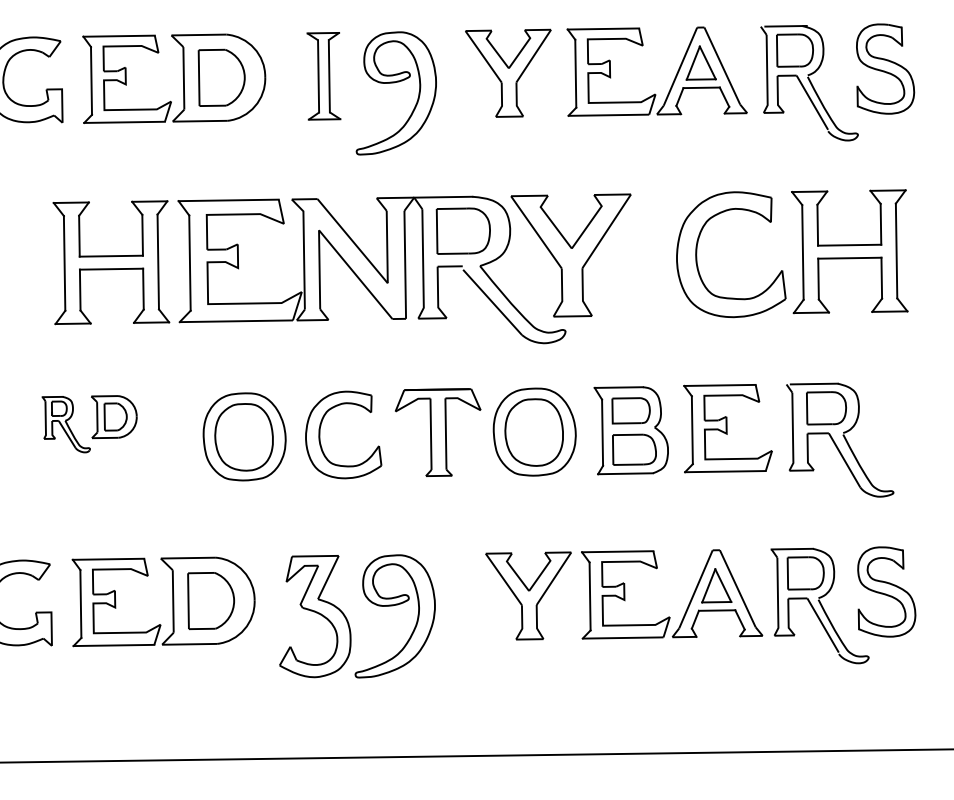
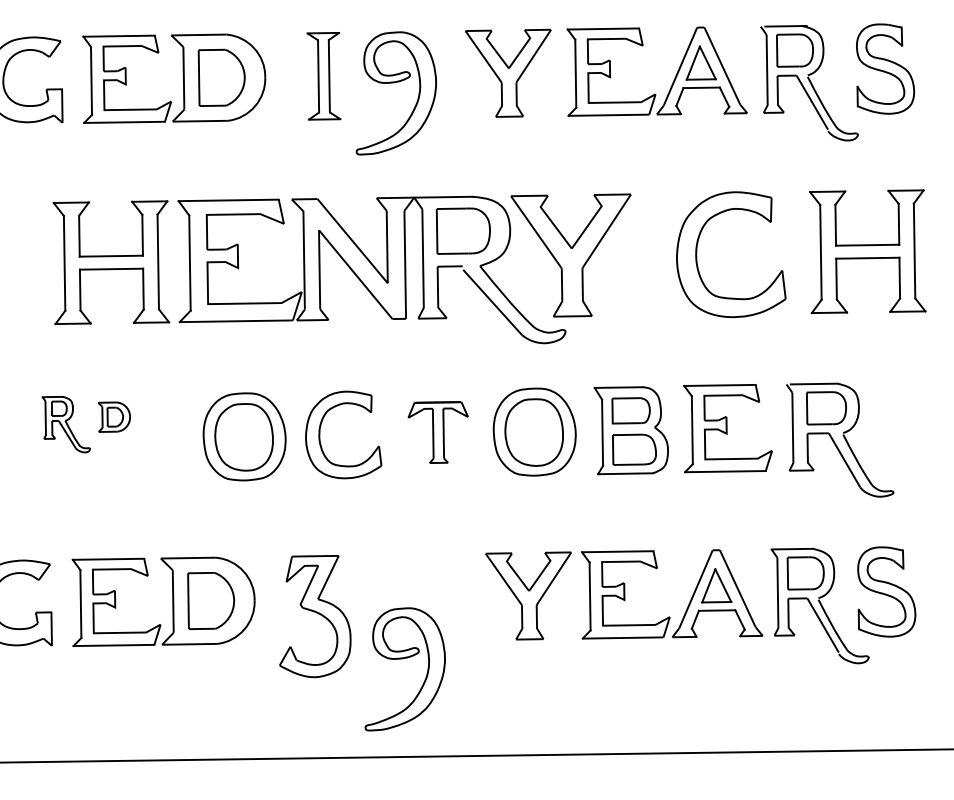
part position: (849, 251) -> (867, 251) (867, 251)
part size: 47x45 px -> 34x32 px (113, 416)
part size: 87x89 px -> 62x63 px (437, 432)
part position: (393, 606) -> (403, 659) (403, 659)
